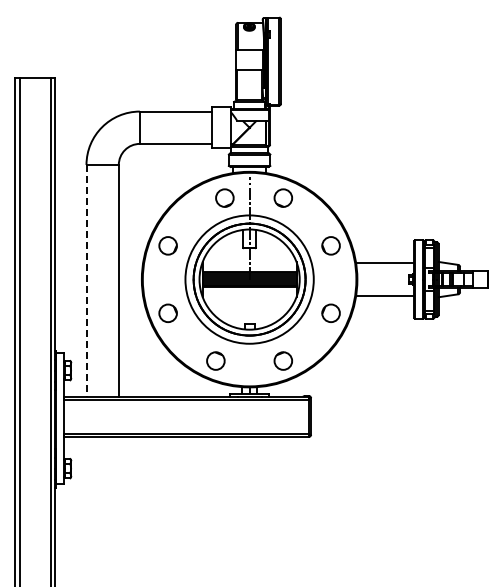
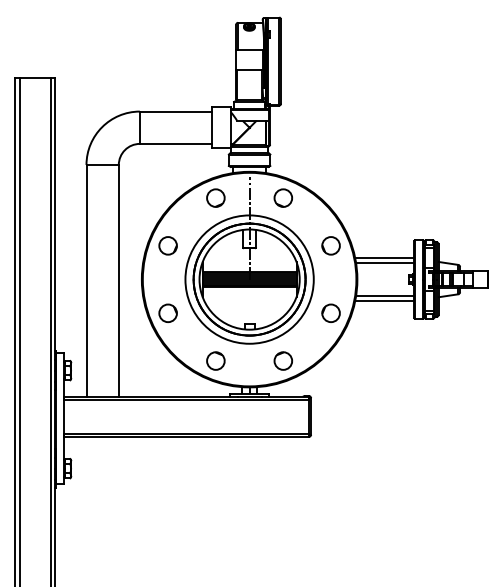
circle position: (224, 197) -> (215, 197) (215, 197)
line: none -> present (384, 258)
line: dashed -> solid (86, 280)
line: none -> present (384, 300)
